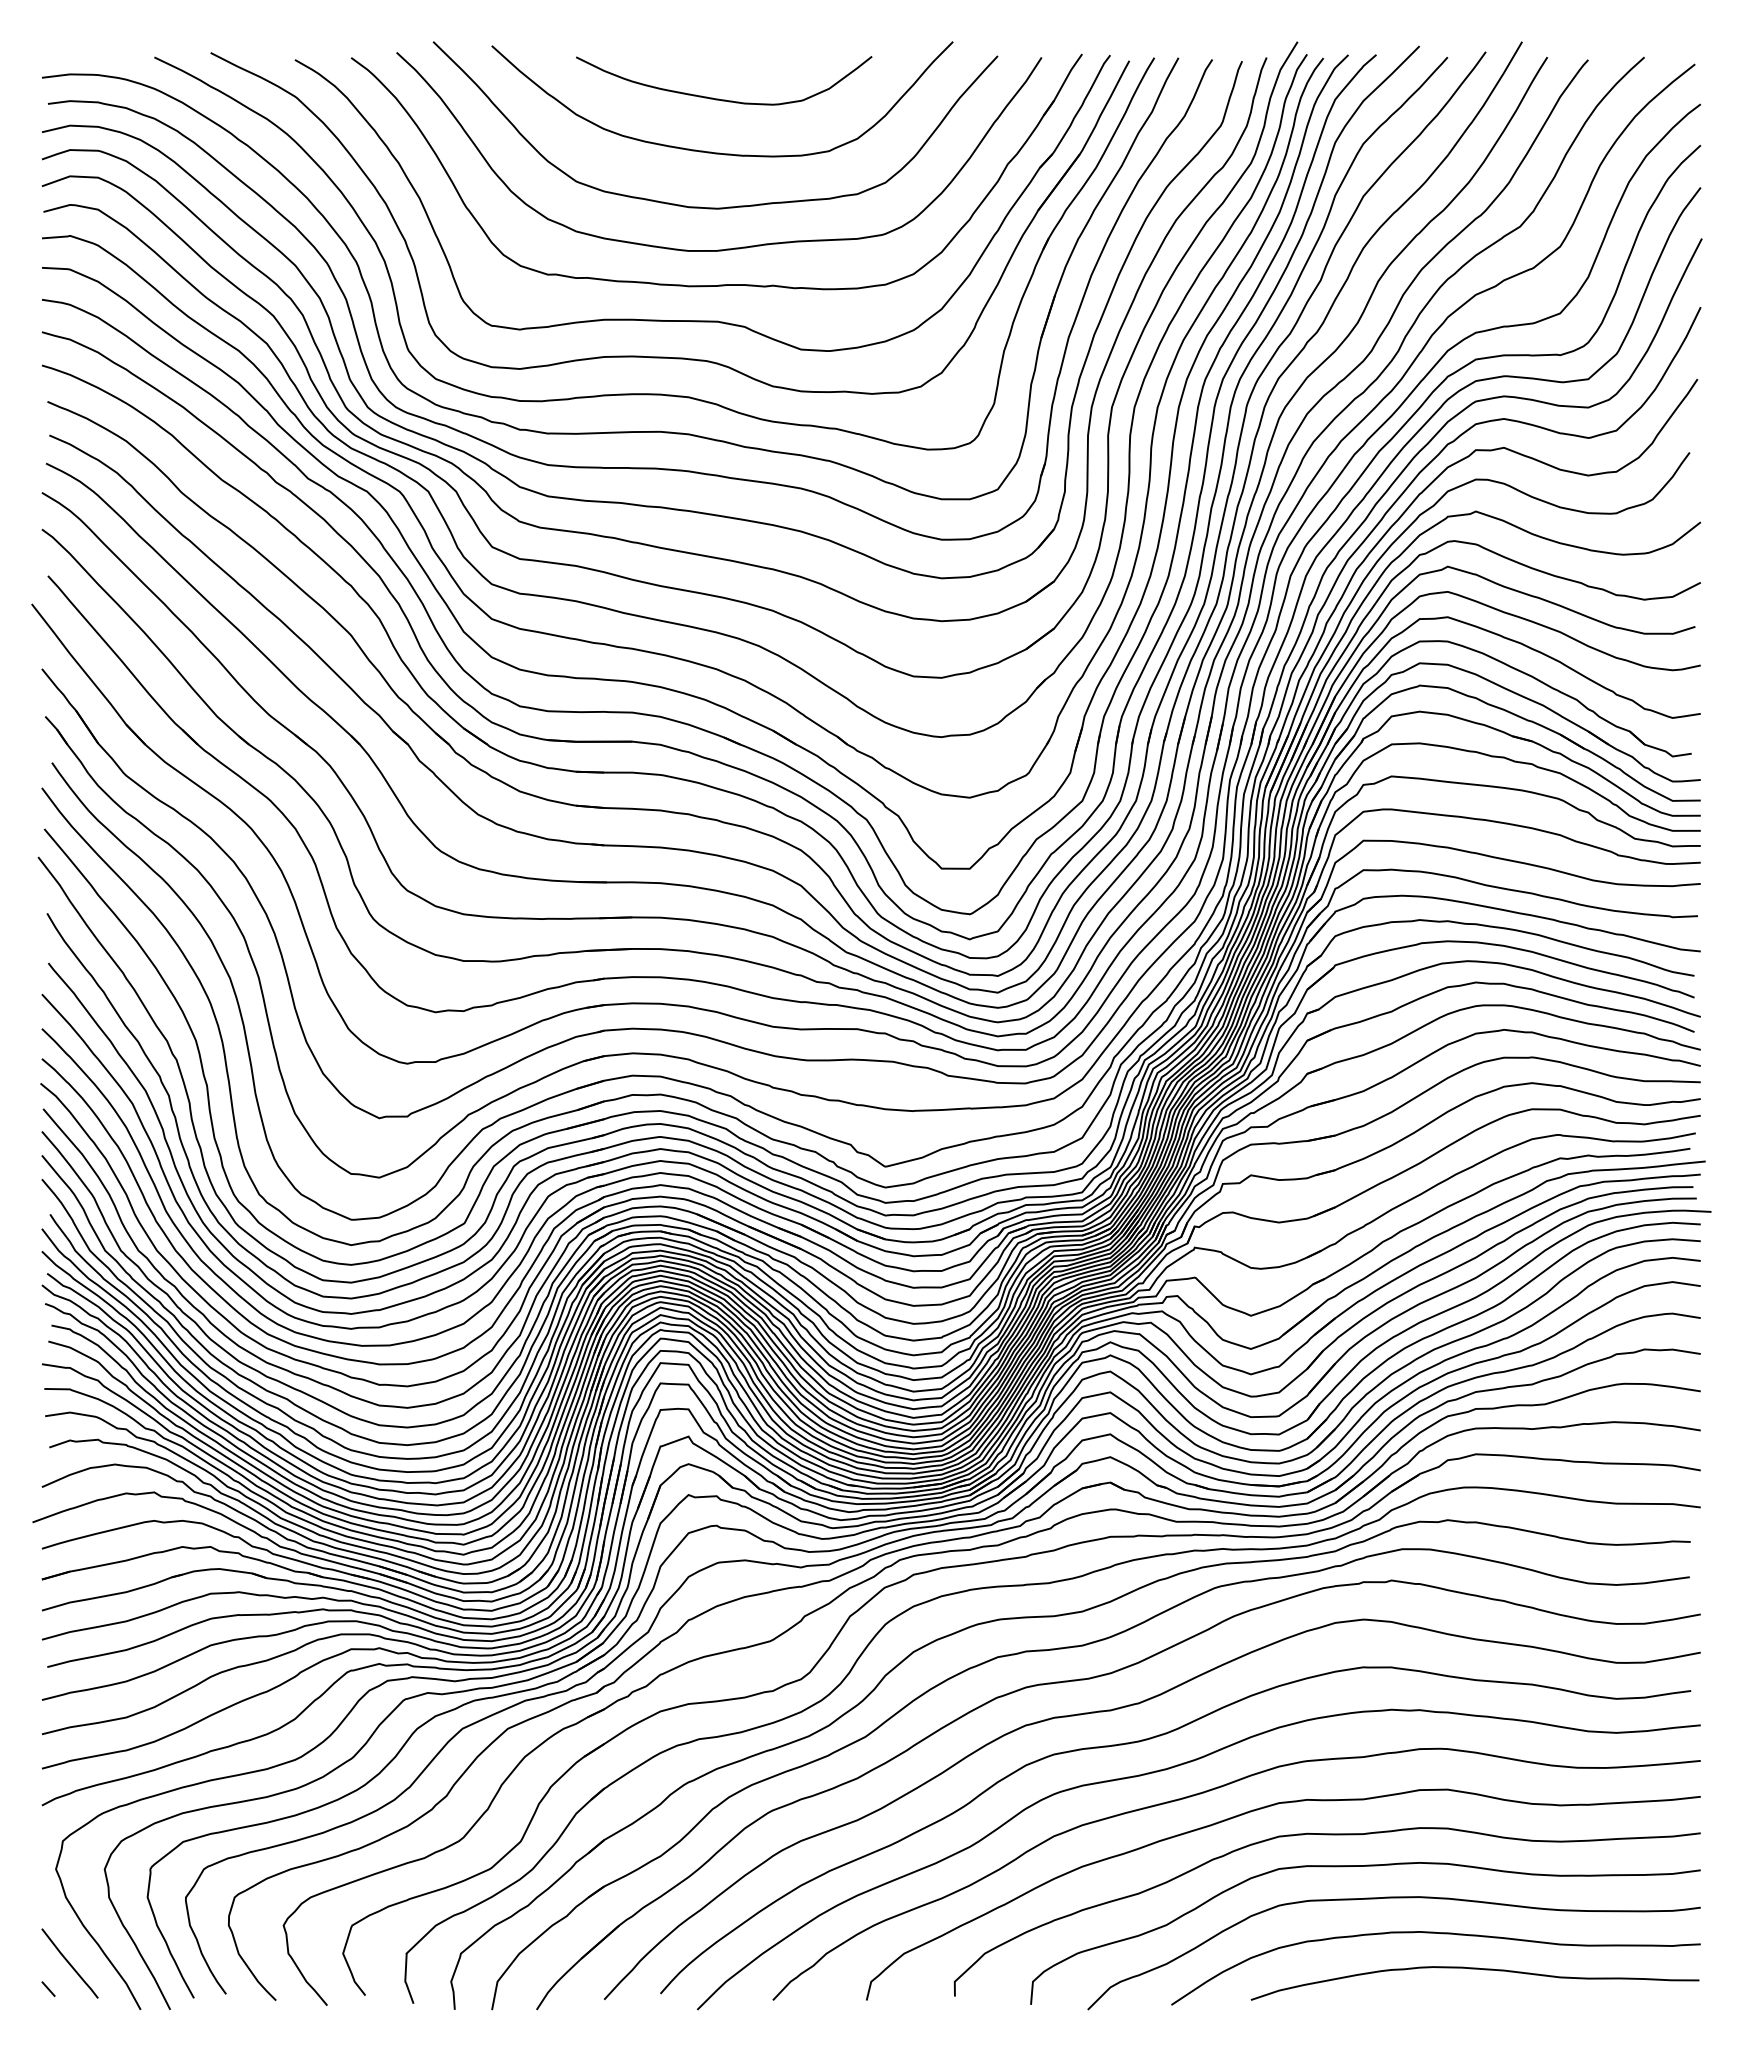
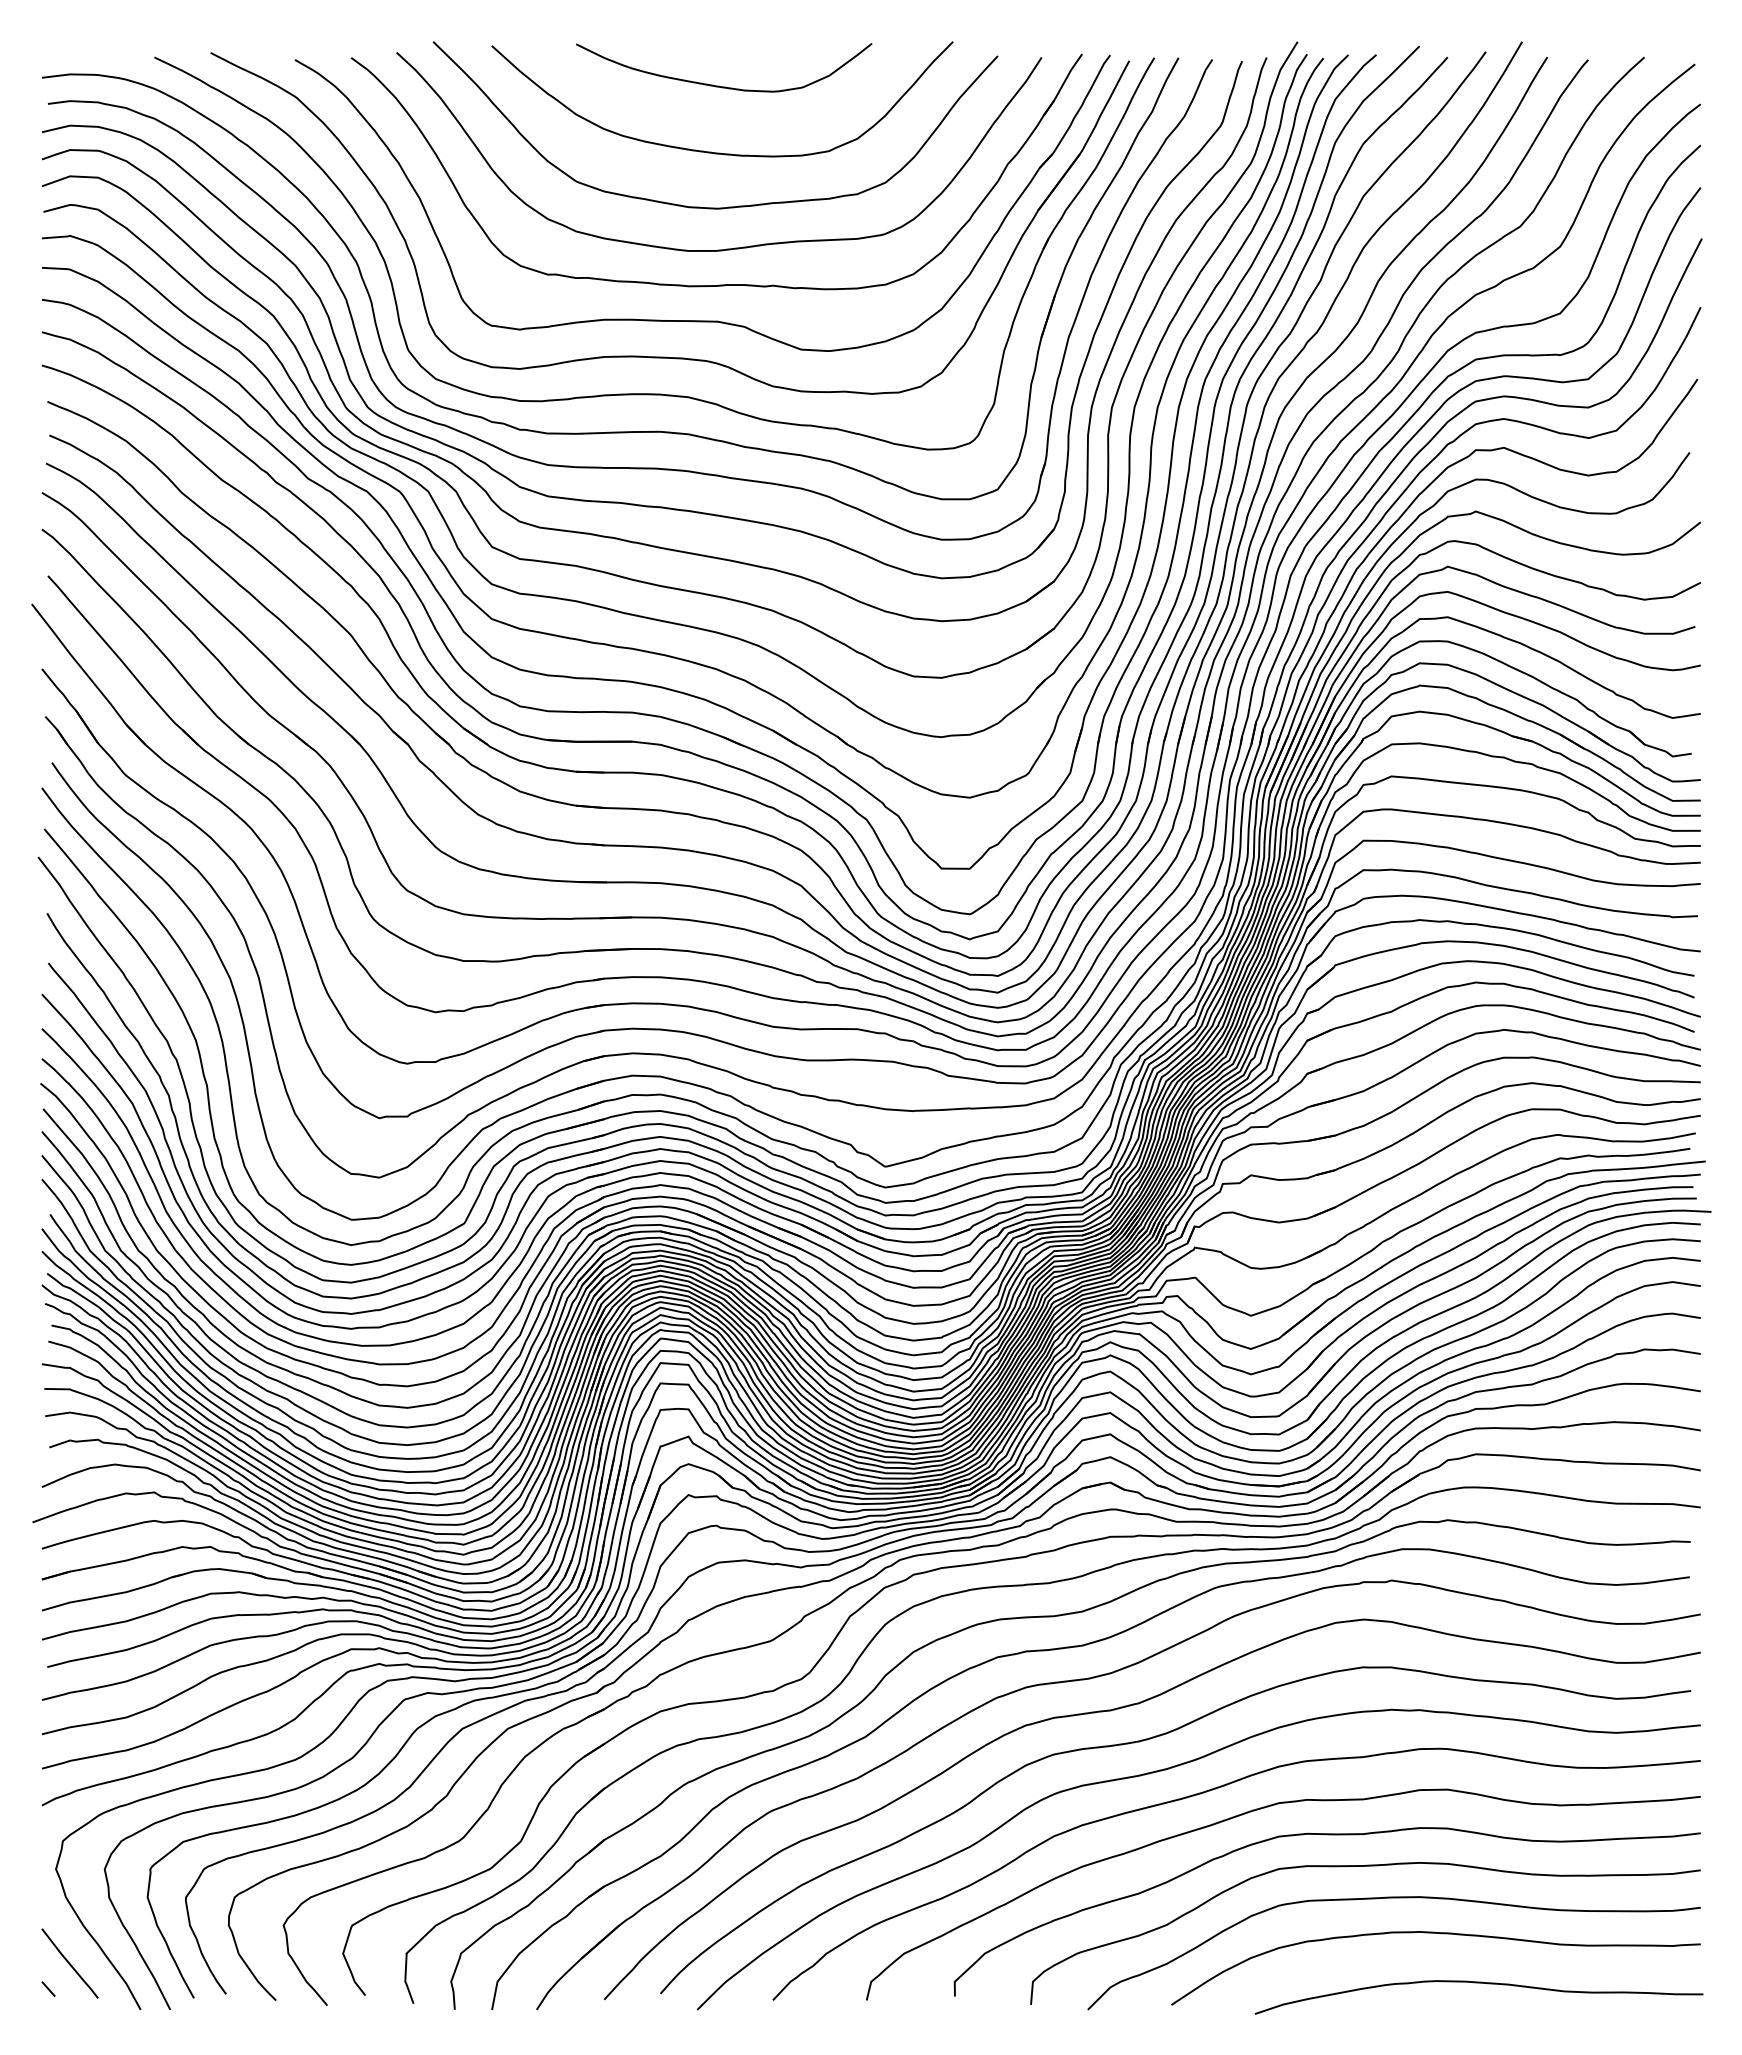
curve position: (719, 98) -> (719, 85) (719, 85)
curve position: (1474, 1969) -> (1478, 1983) (1478, 1983)
